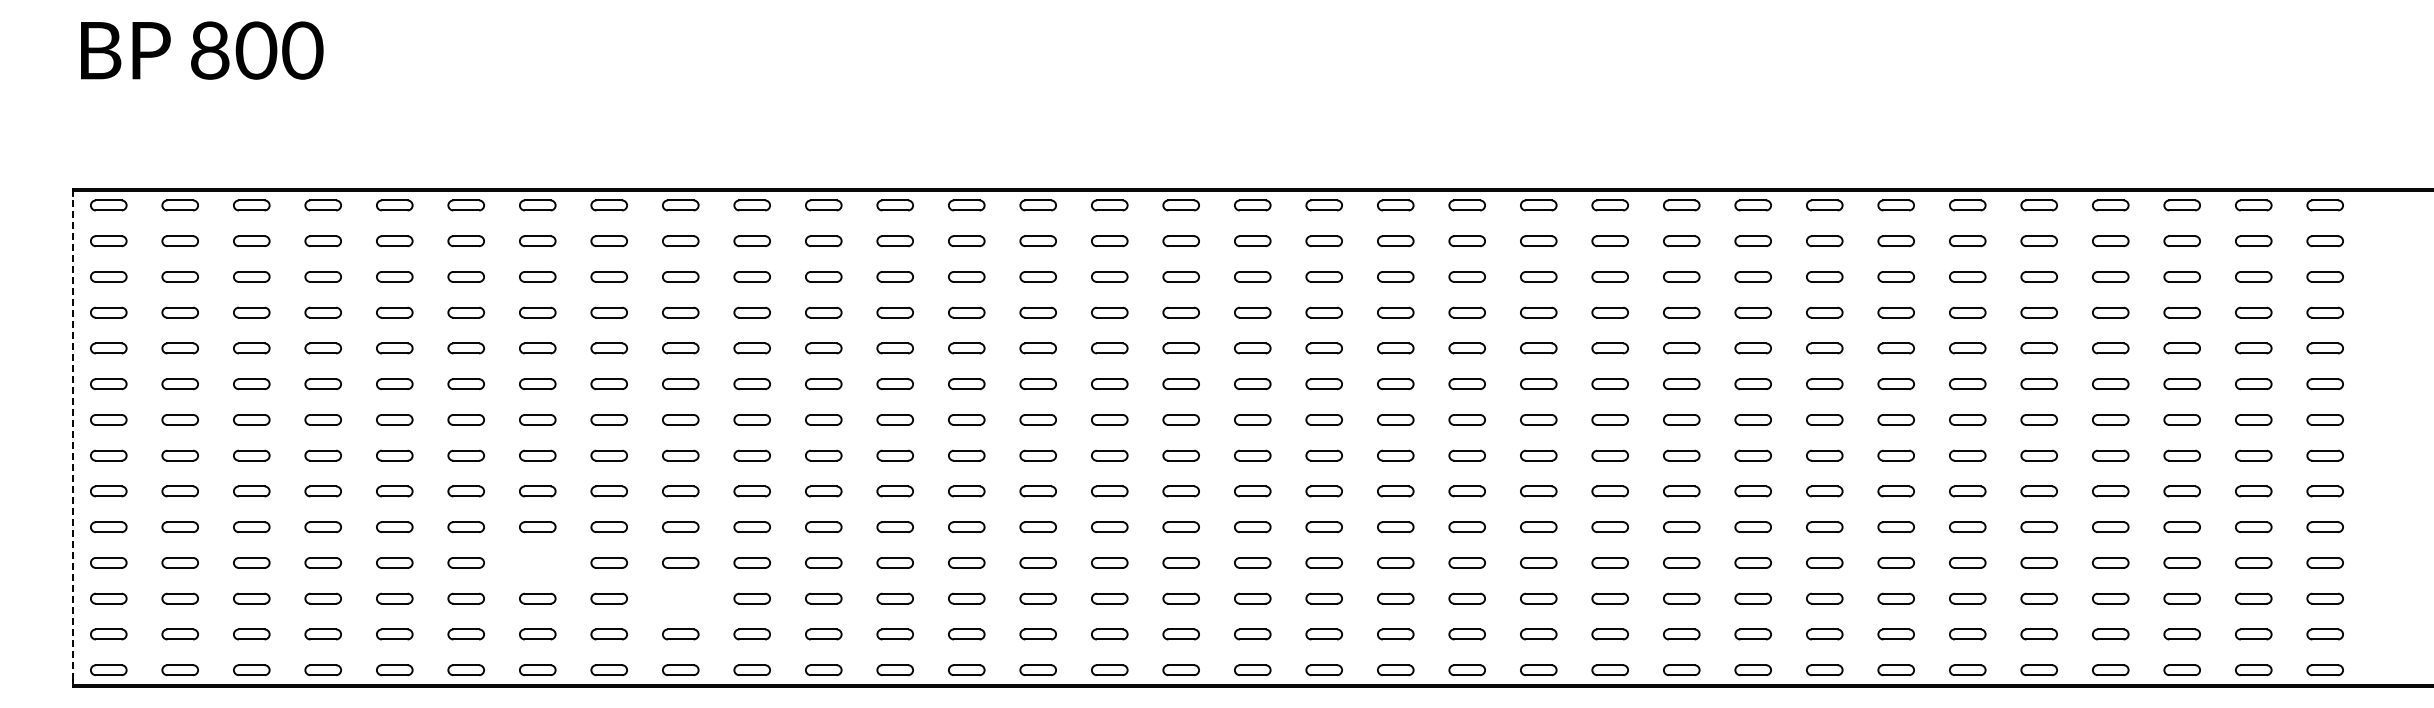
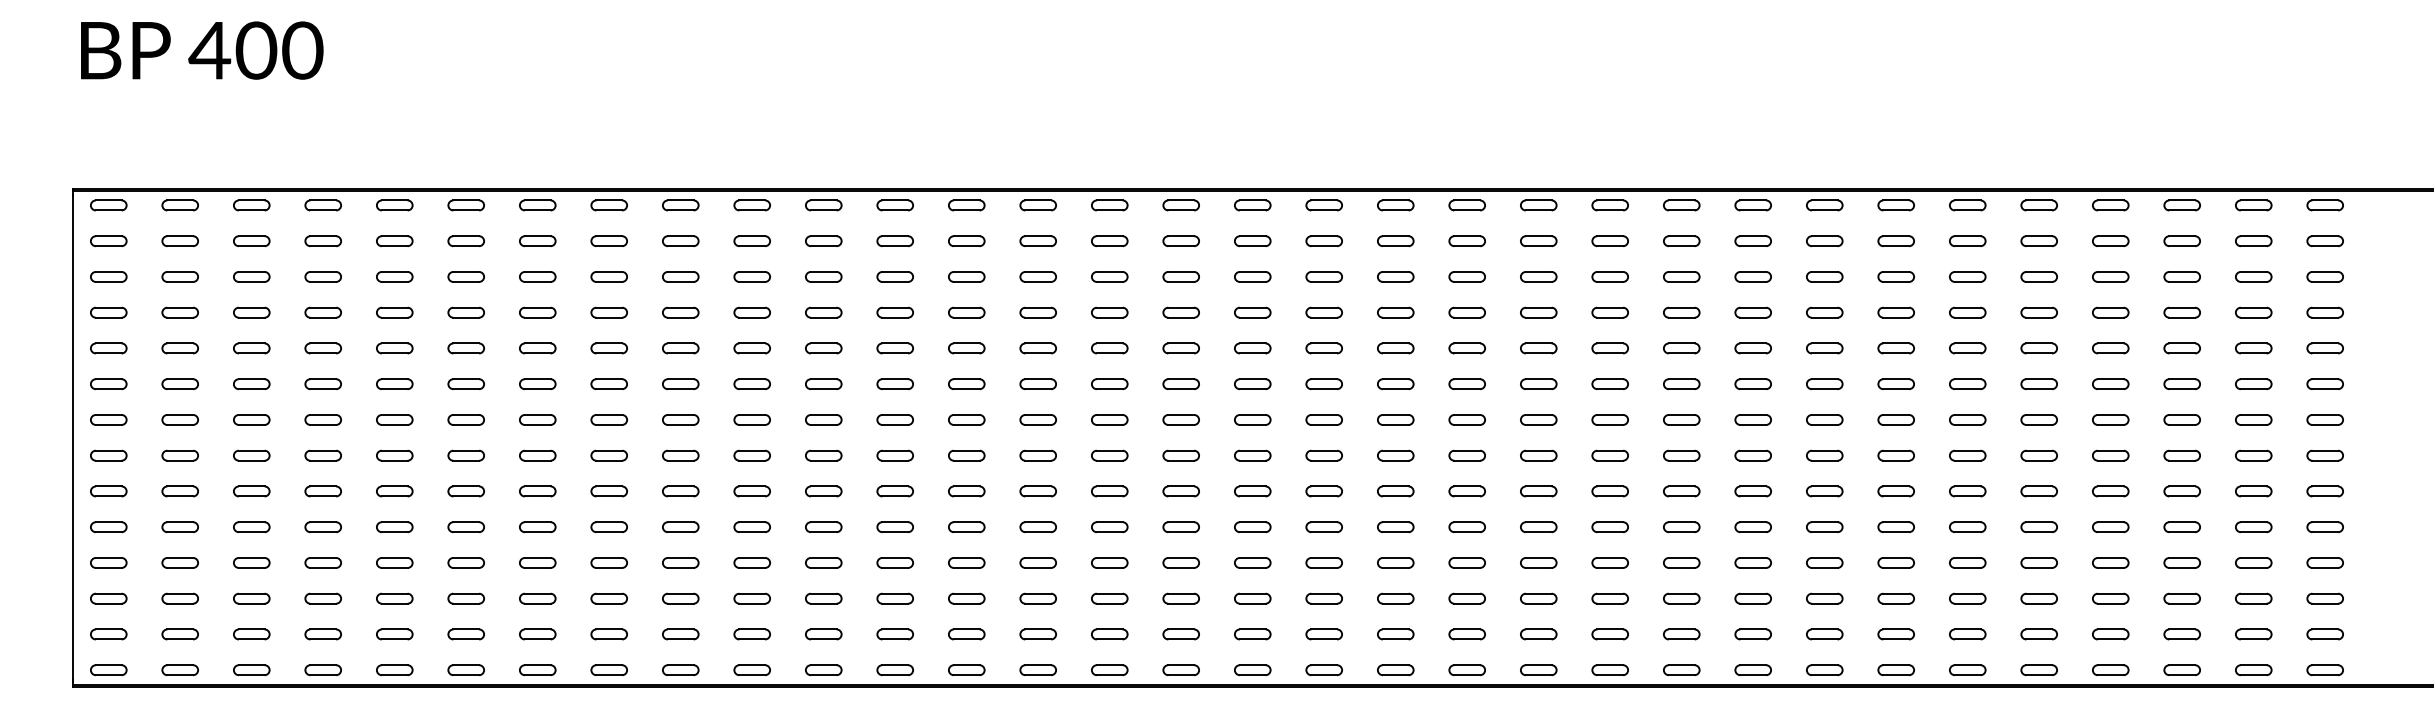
text: 800 -> 400 (209, 50)
line: dashed -> solid (73, 437)
part: none -> present (537, 562)
part: none -> present (680, 598)
